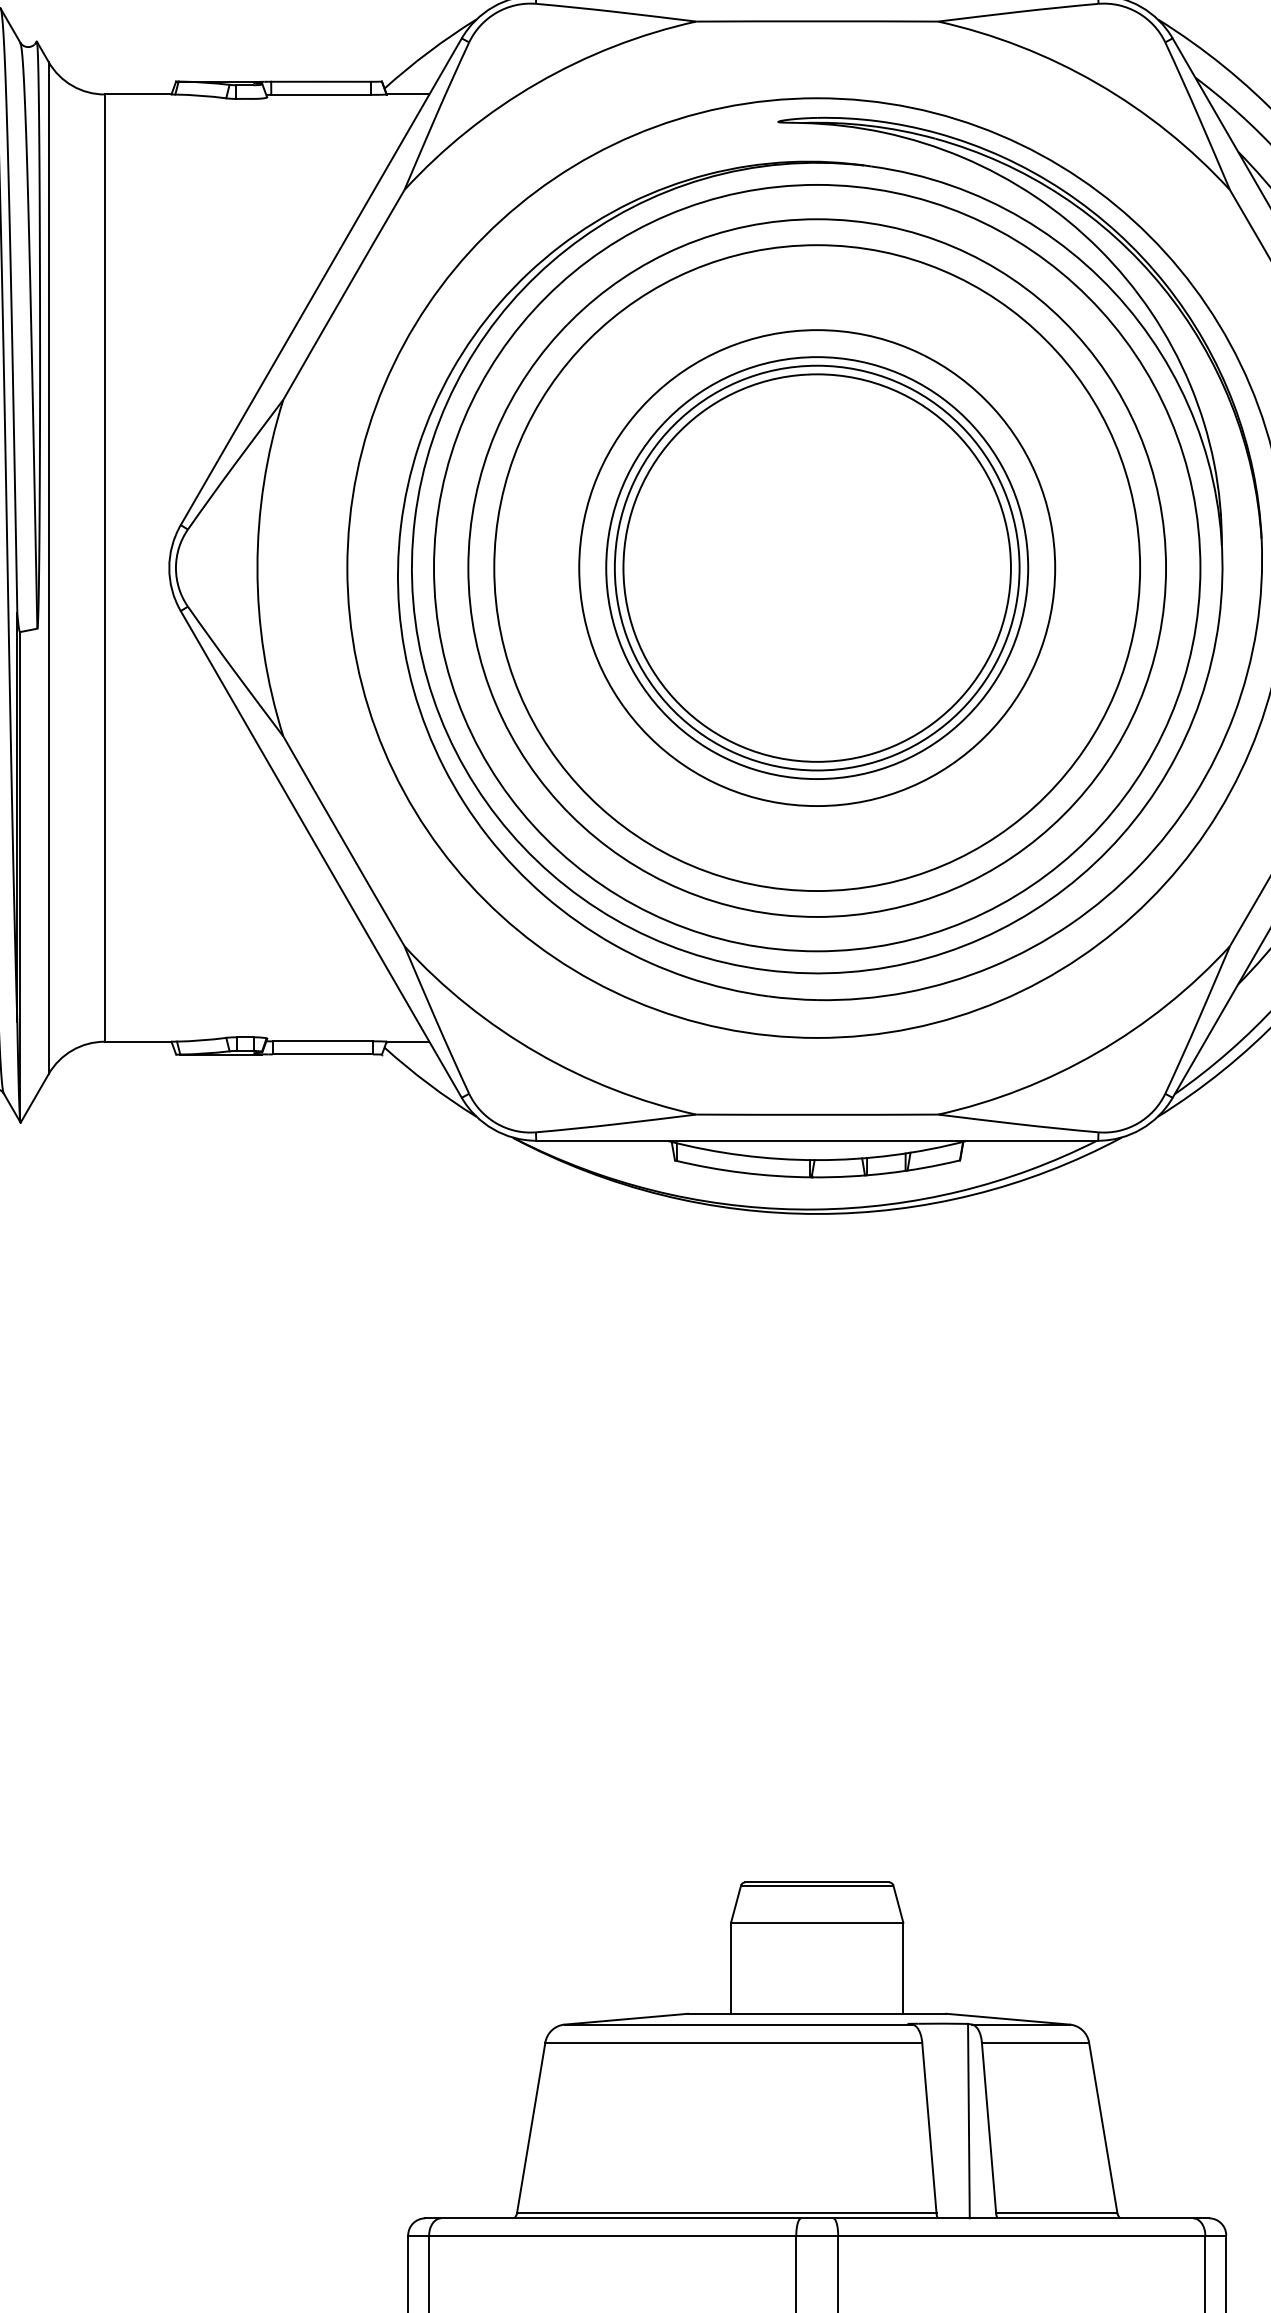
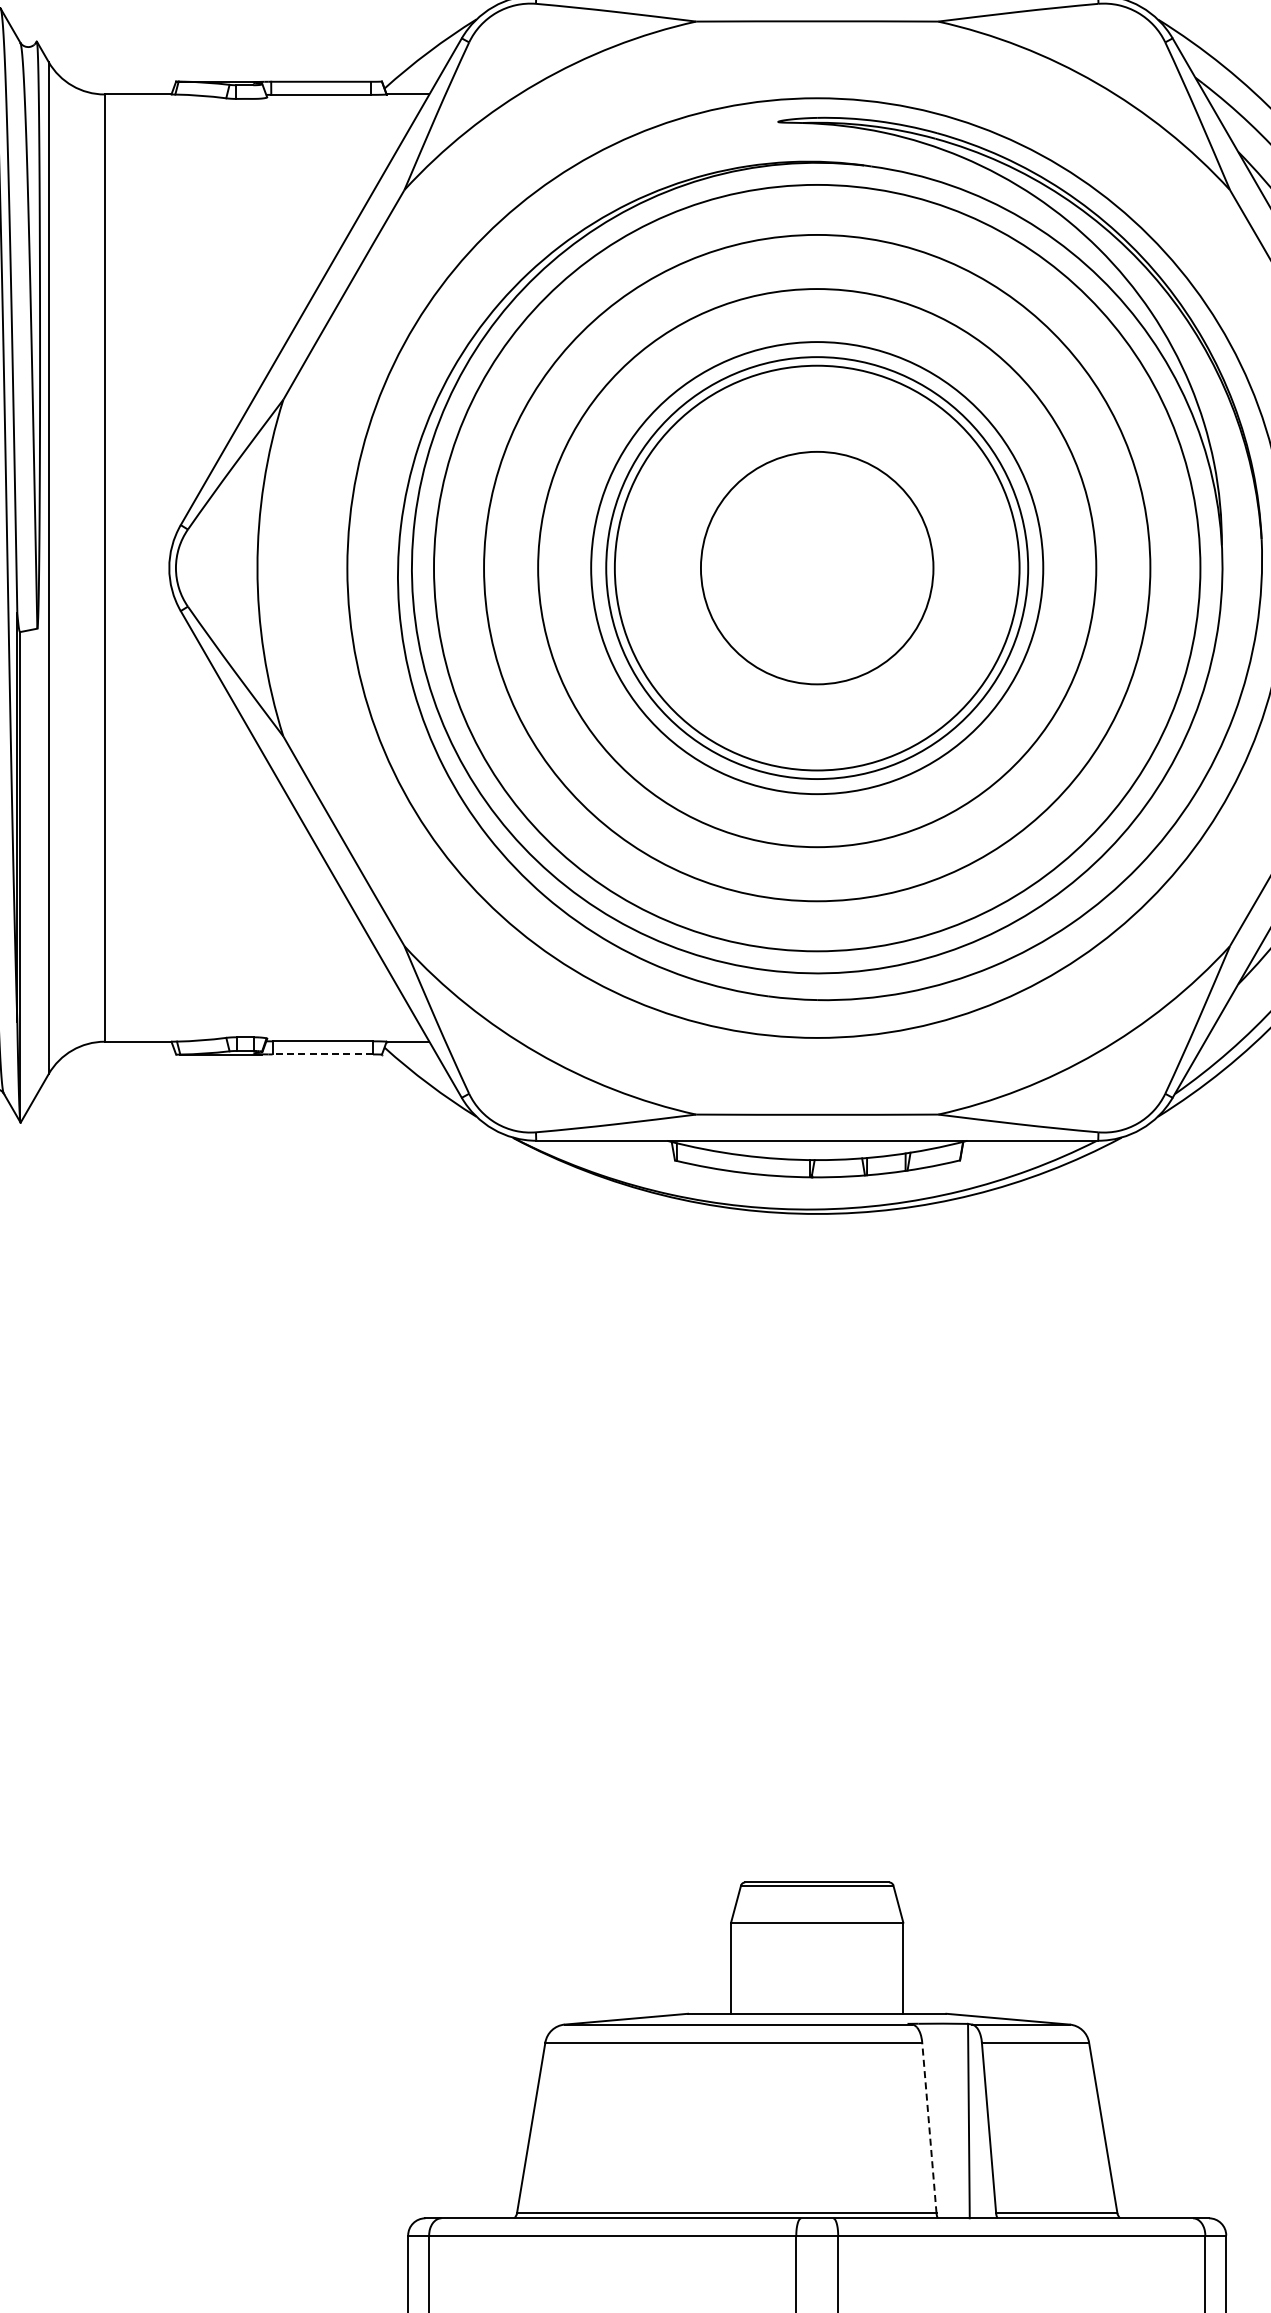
circle diameter: 388 px -> 233 px (816, 567)
circle diameter: 698 px -> 558 px (817, 568)
circle diameter: 476 px -> 666 px (817, 567)
circle diameter: 646 px -> 452 px (817, 568)
line: solid -> dashed (322, 1054)
line: solid -> dashed (929, 2127)
